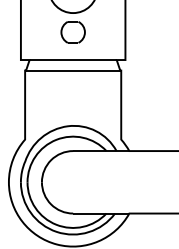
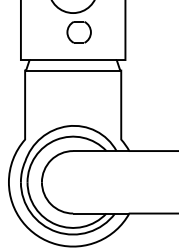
part position: (72, 32) -> (78, 32) (78, 32)
